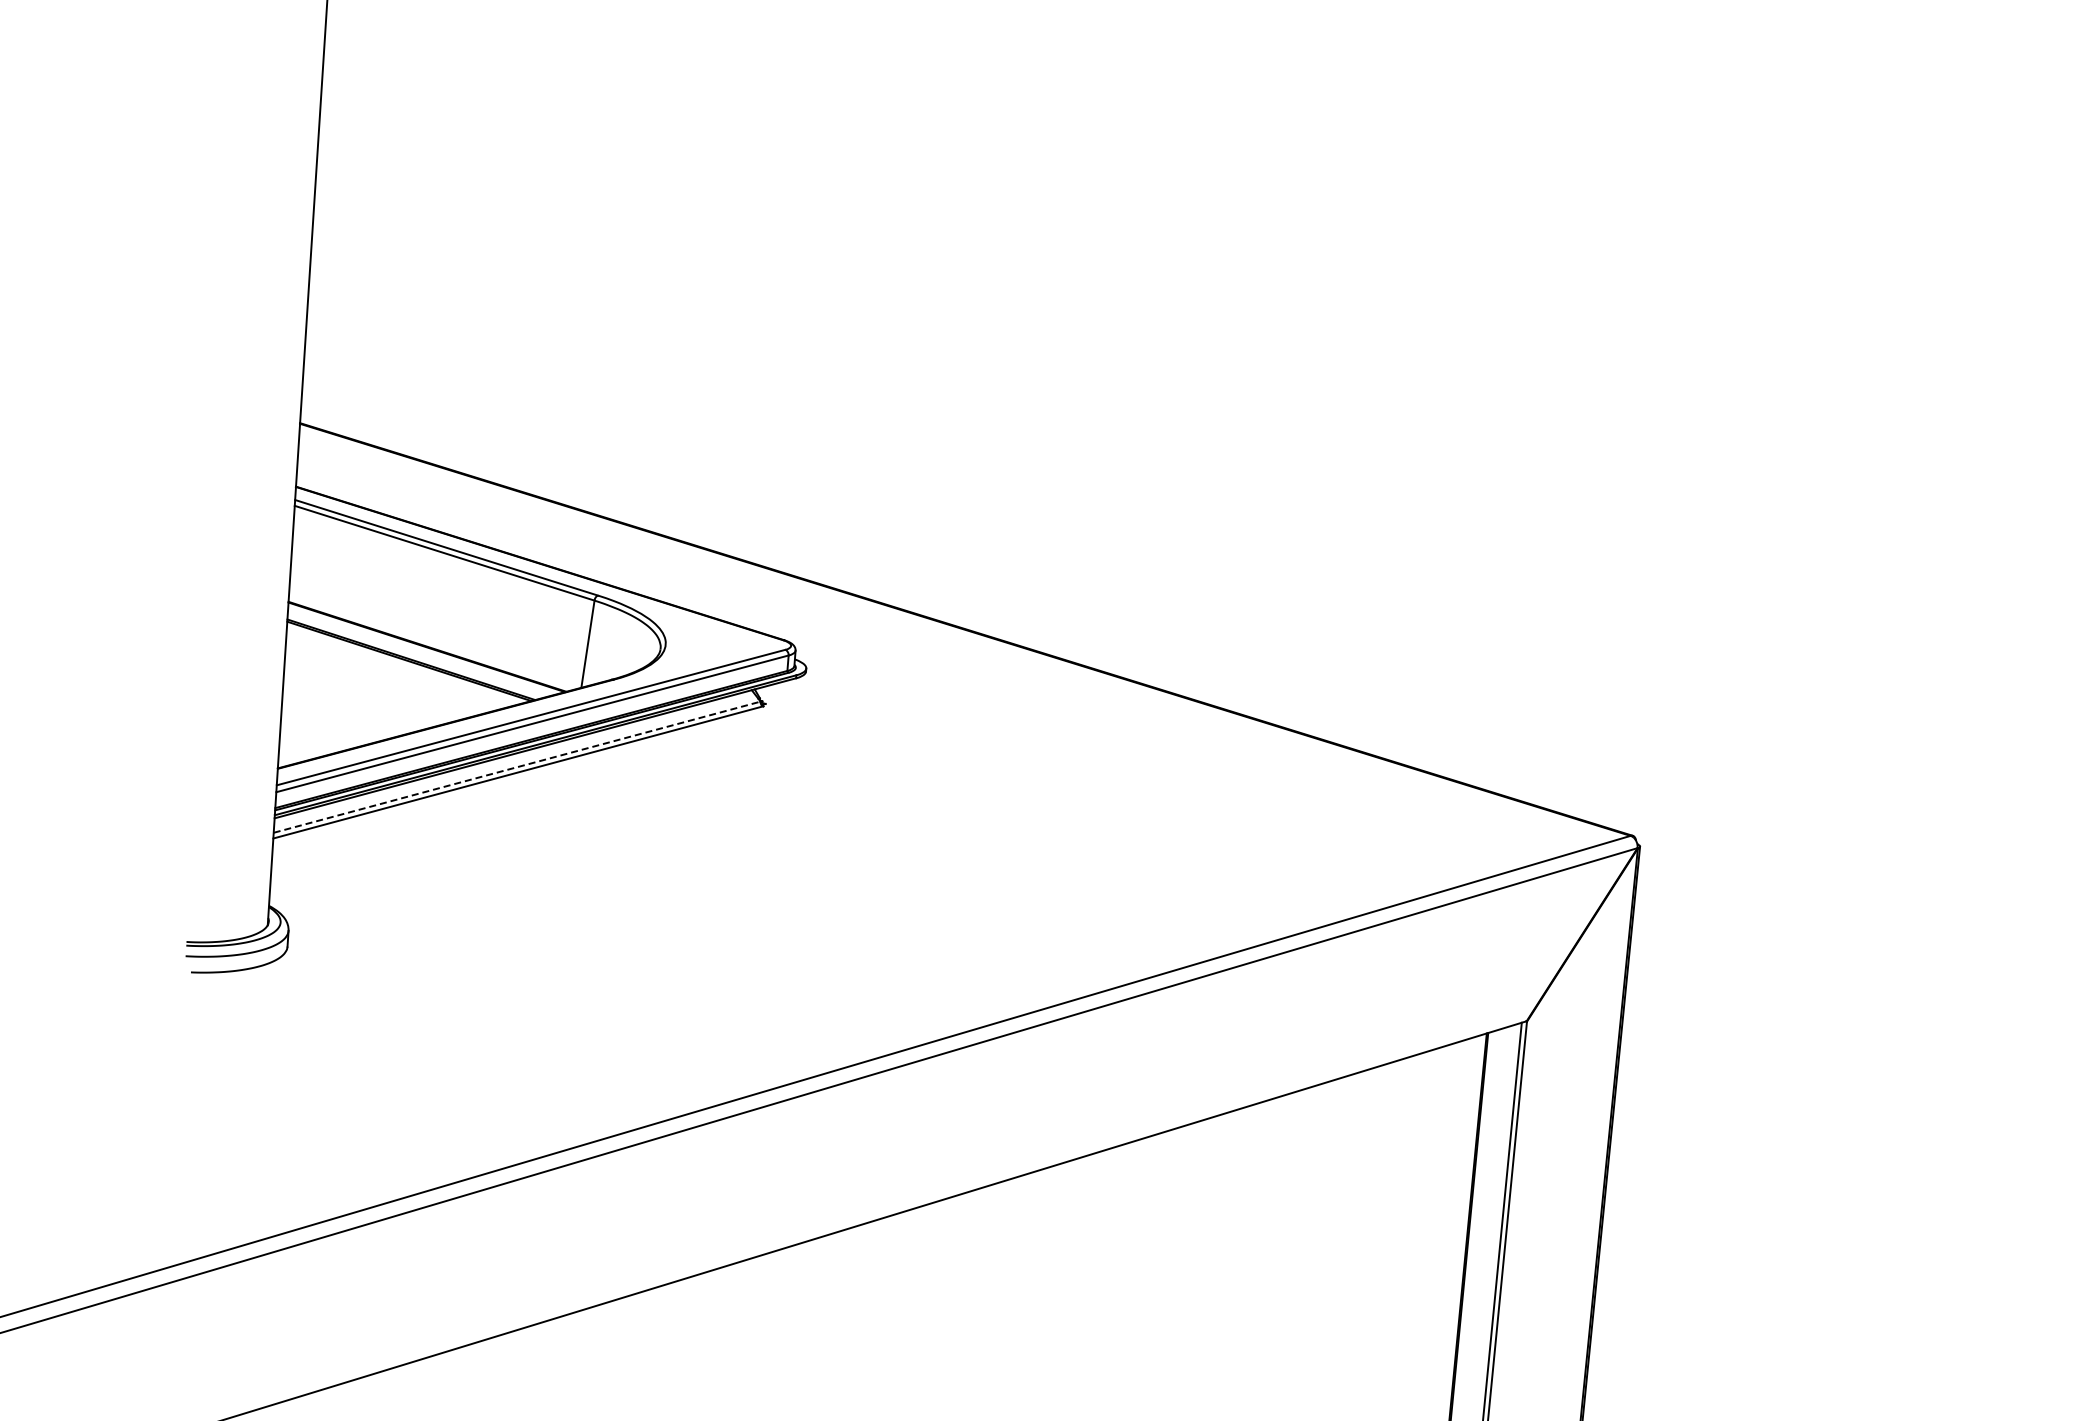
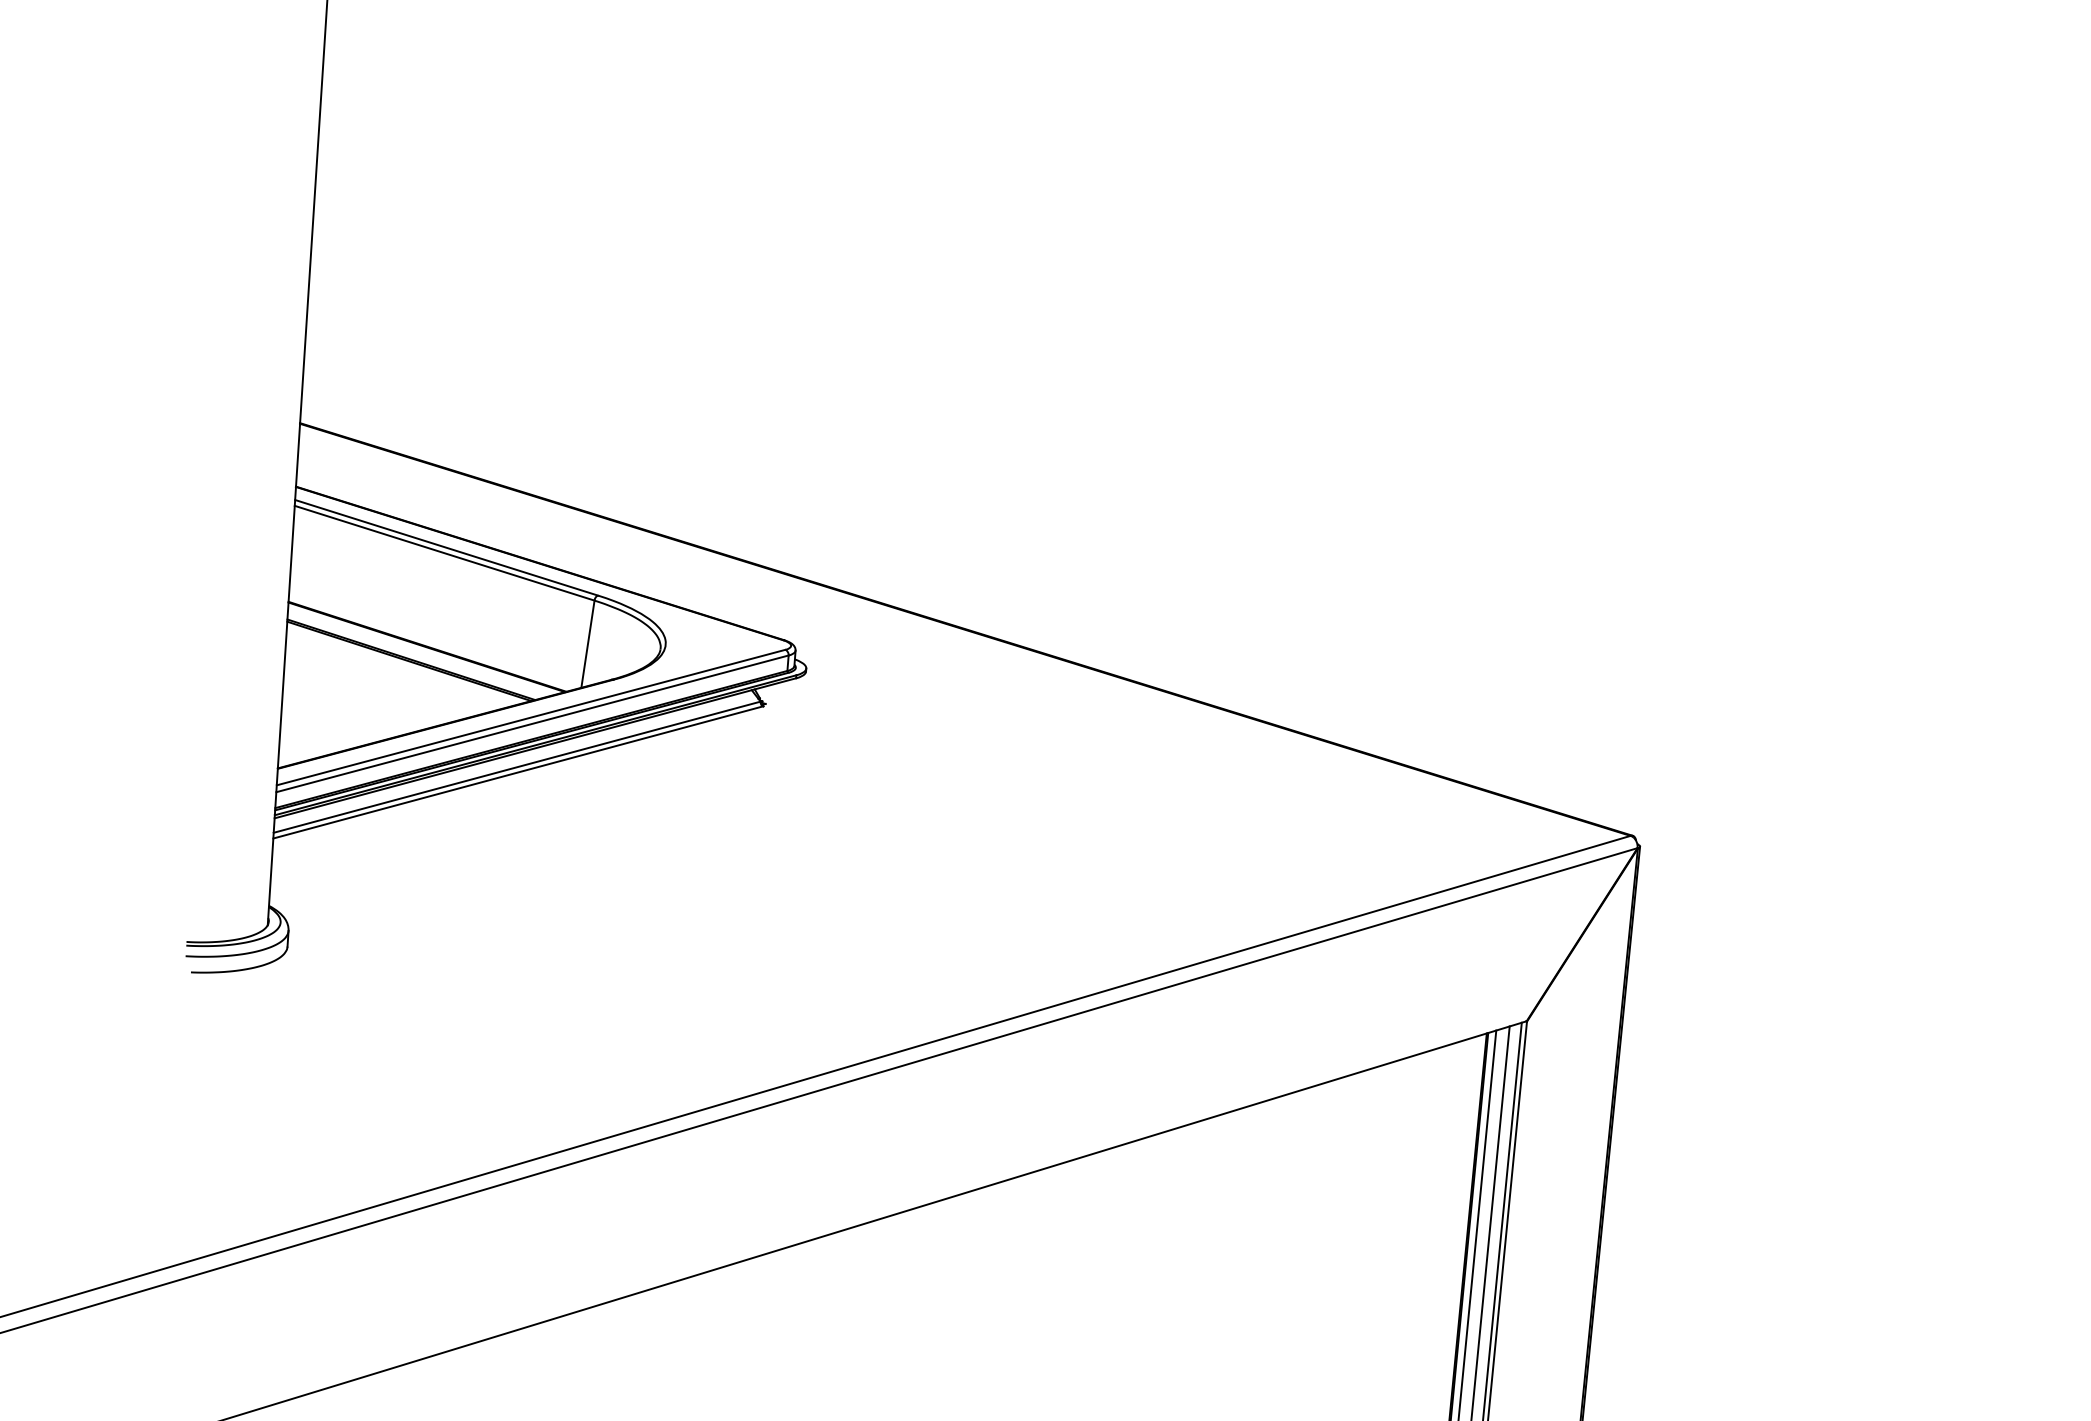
line: dashed -> solid (517, 767)
line: none -> present (1490, 1221)
line: none -> present (1477, 1223)
